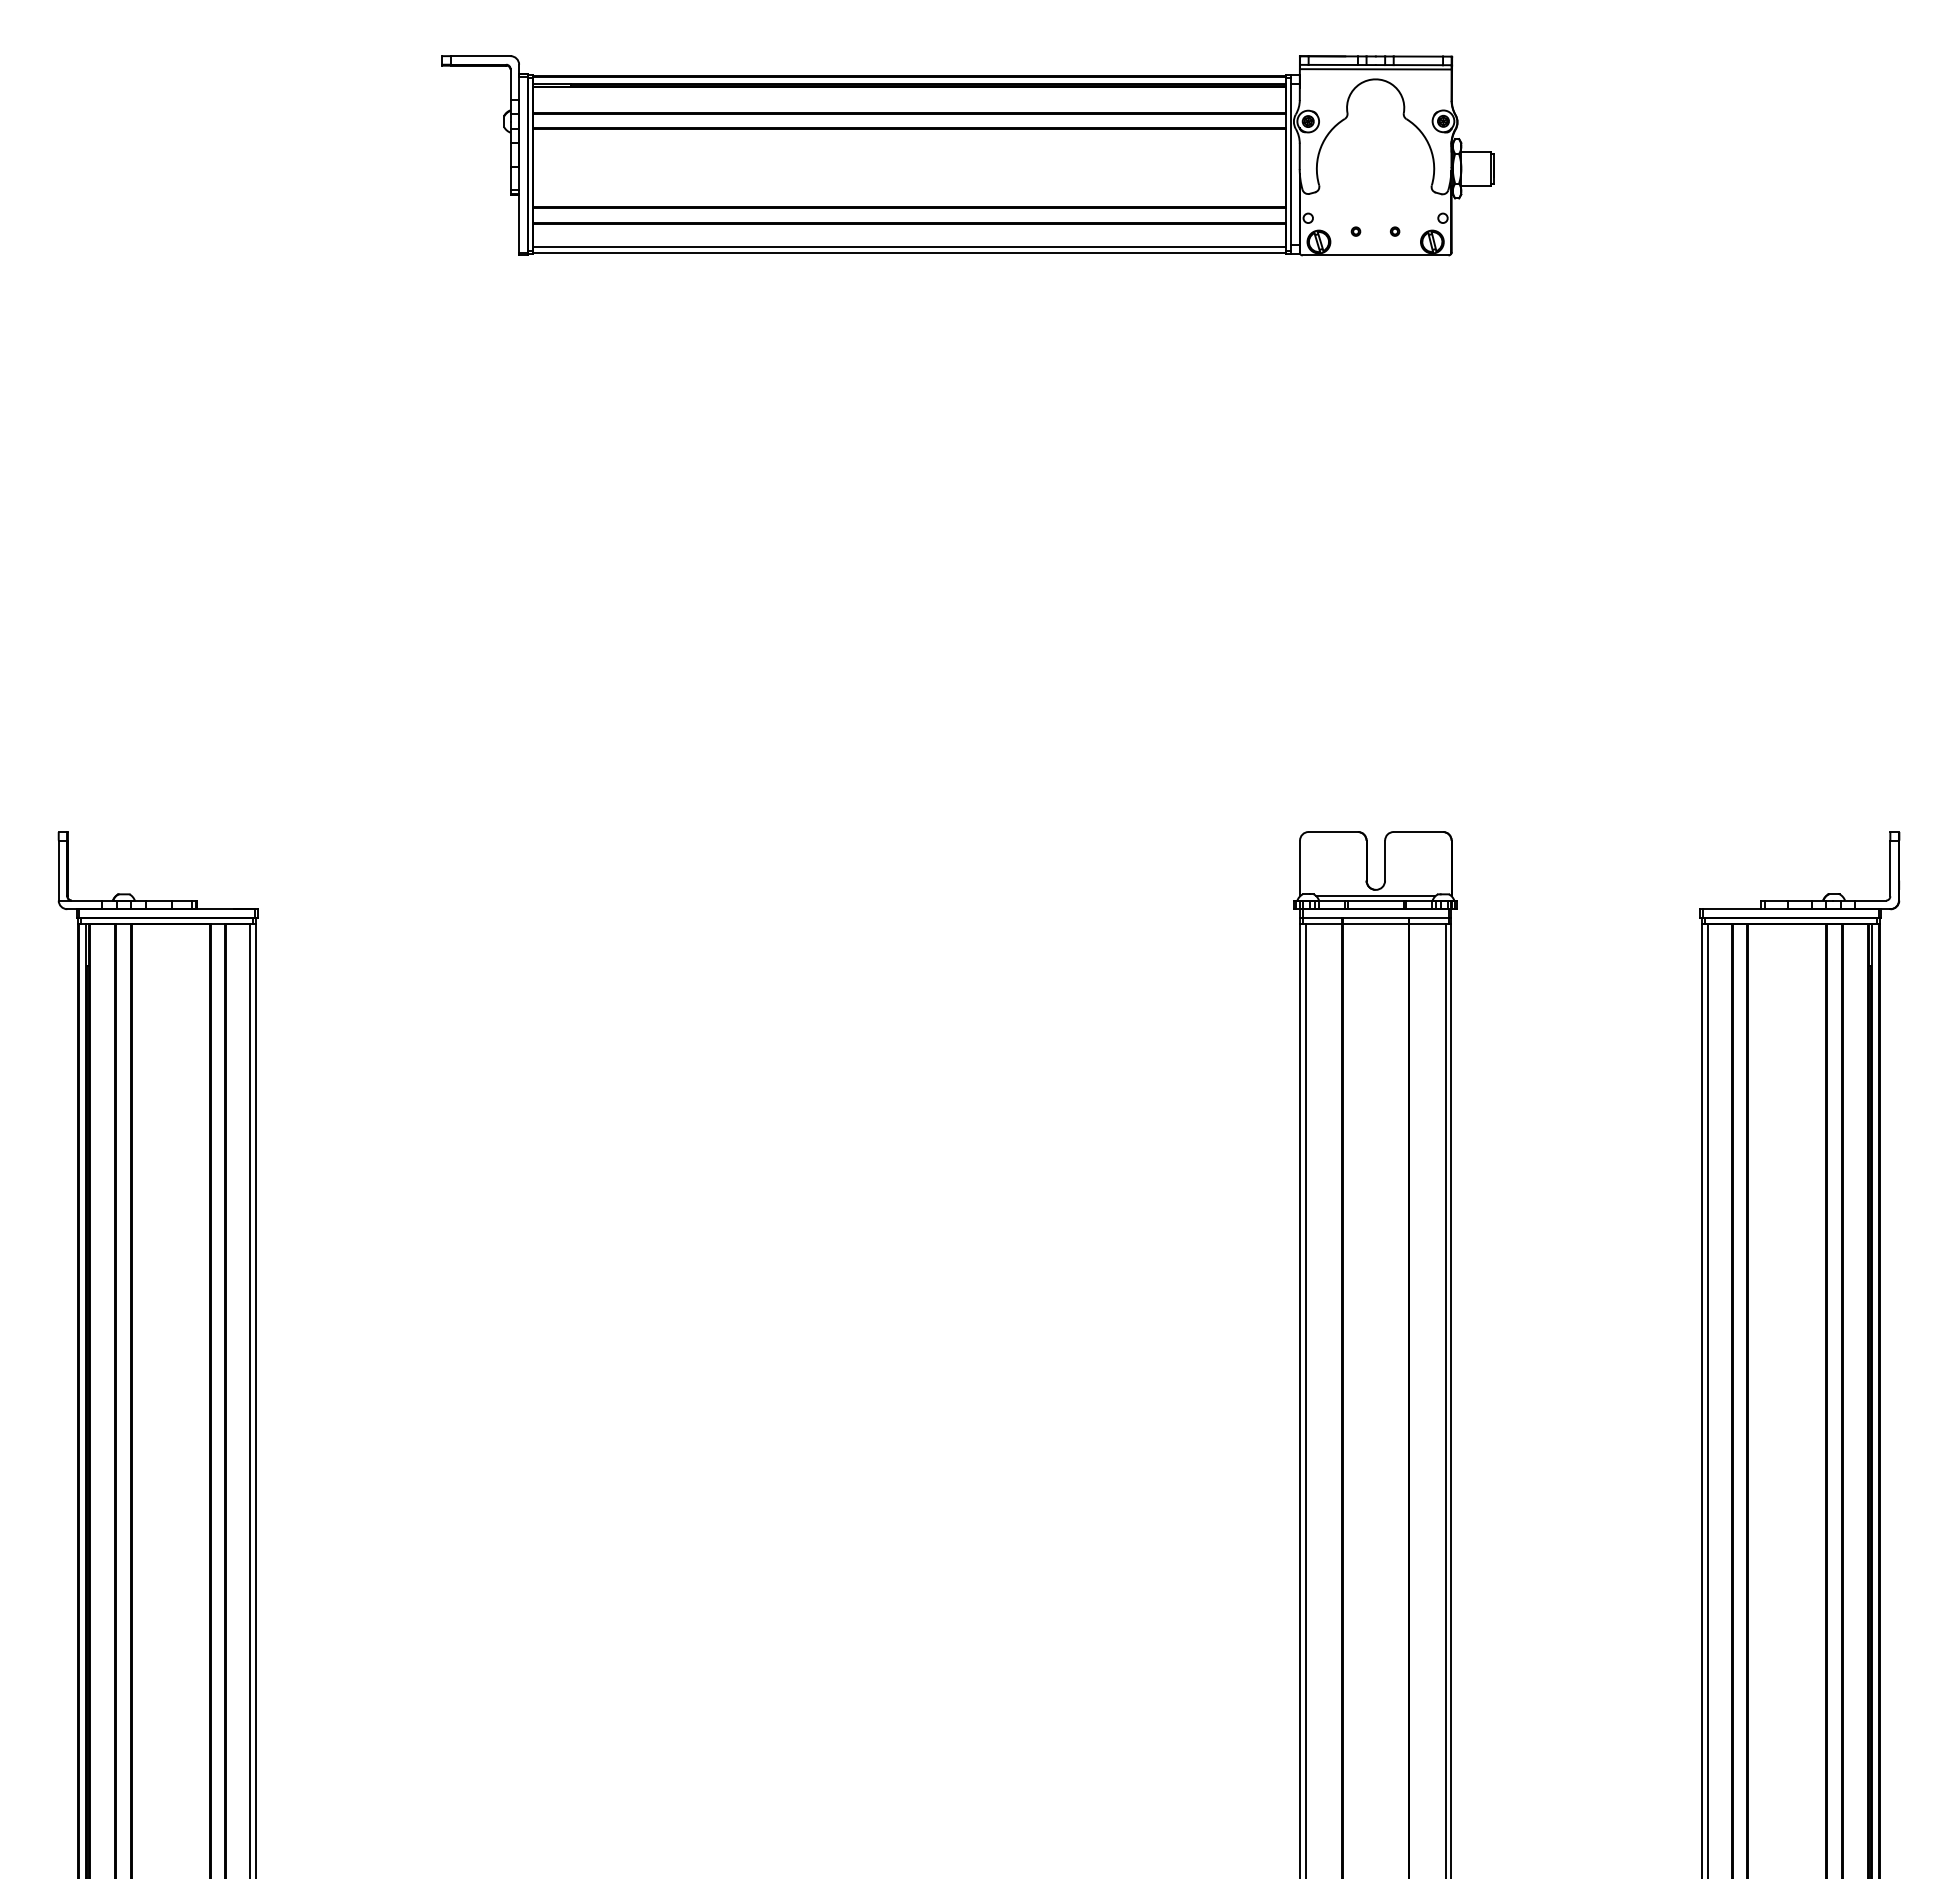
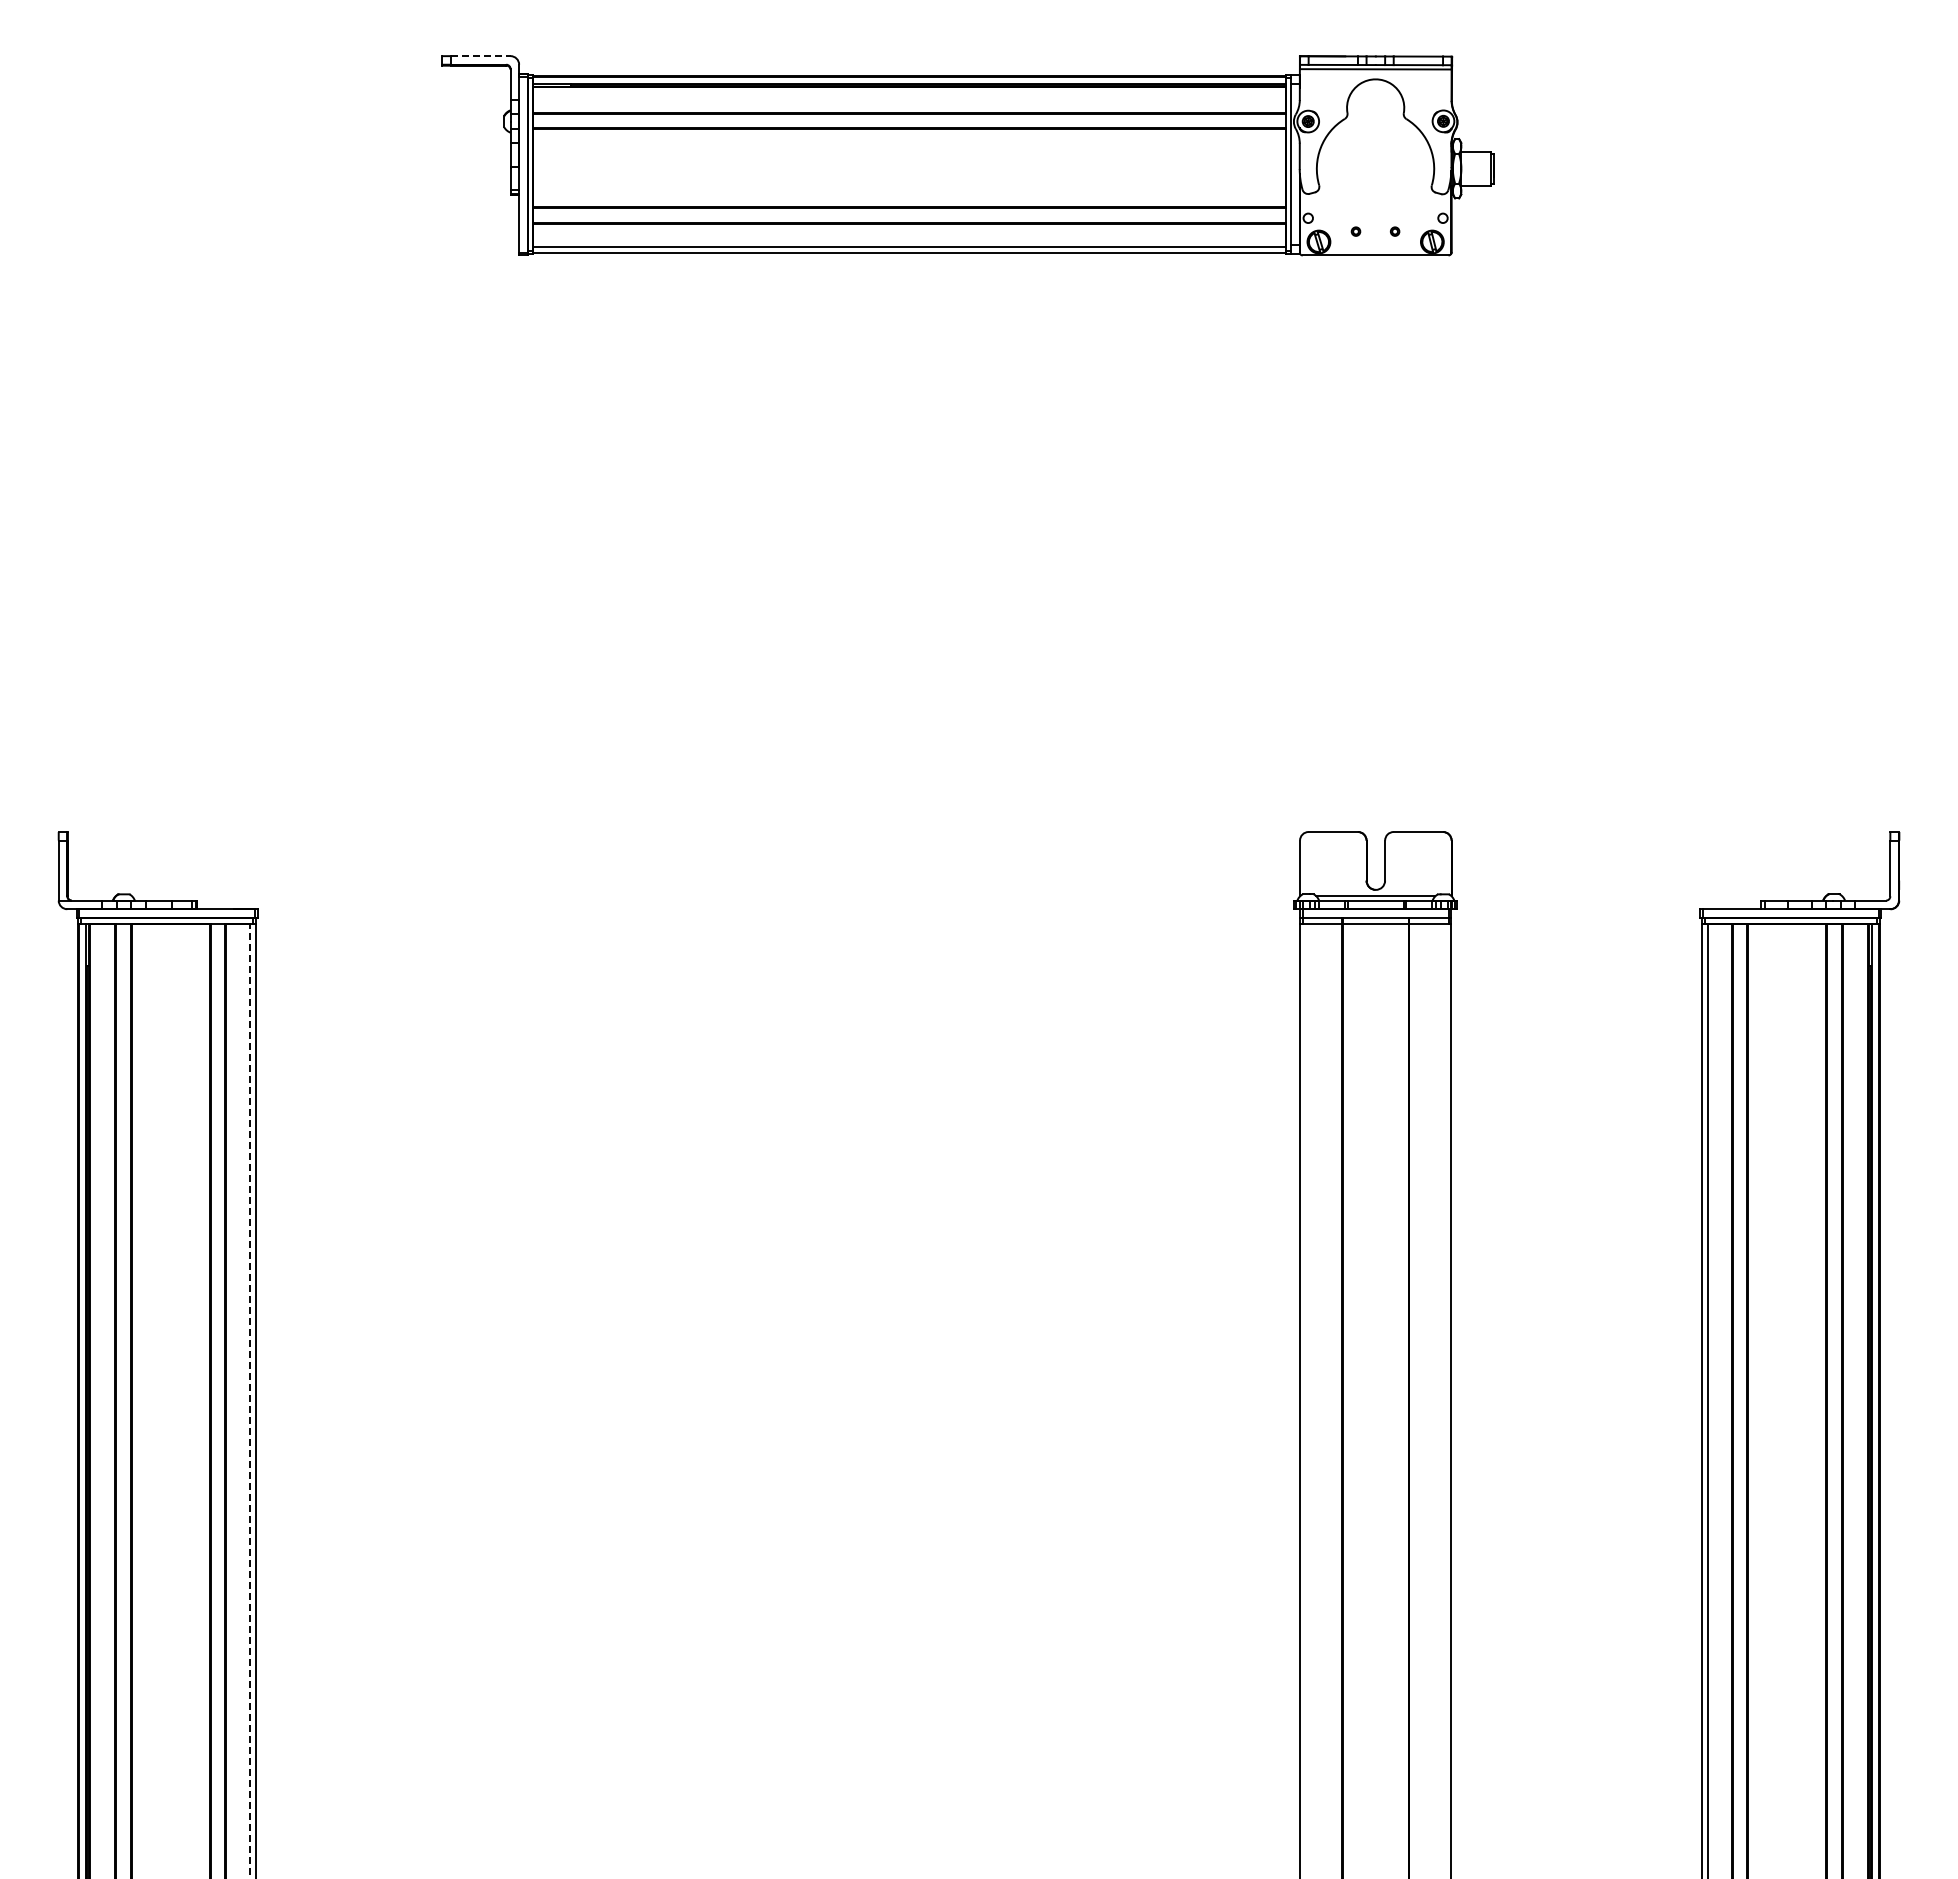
line: solid -> dashed (481, 56)
line: present -> none (1305, 1399)
line: present -> none (1445, 1399)
line: solid -> dashed (249, 1400)
